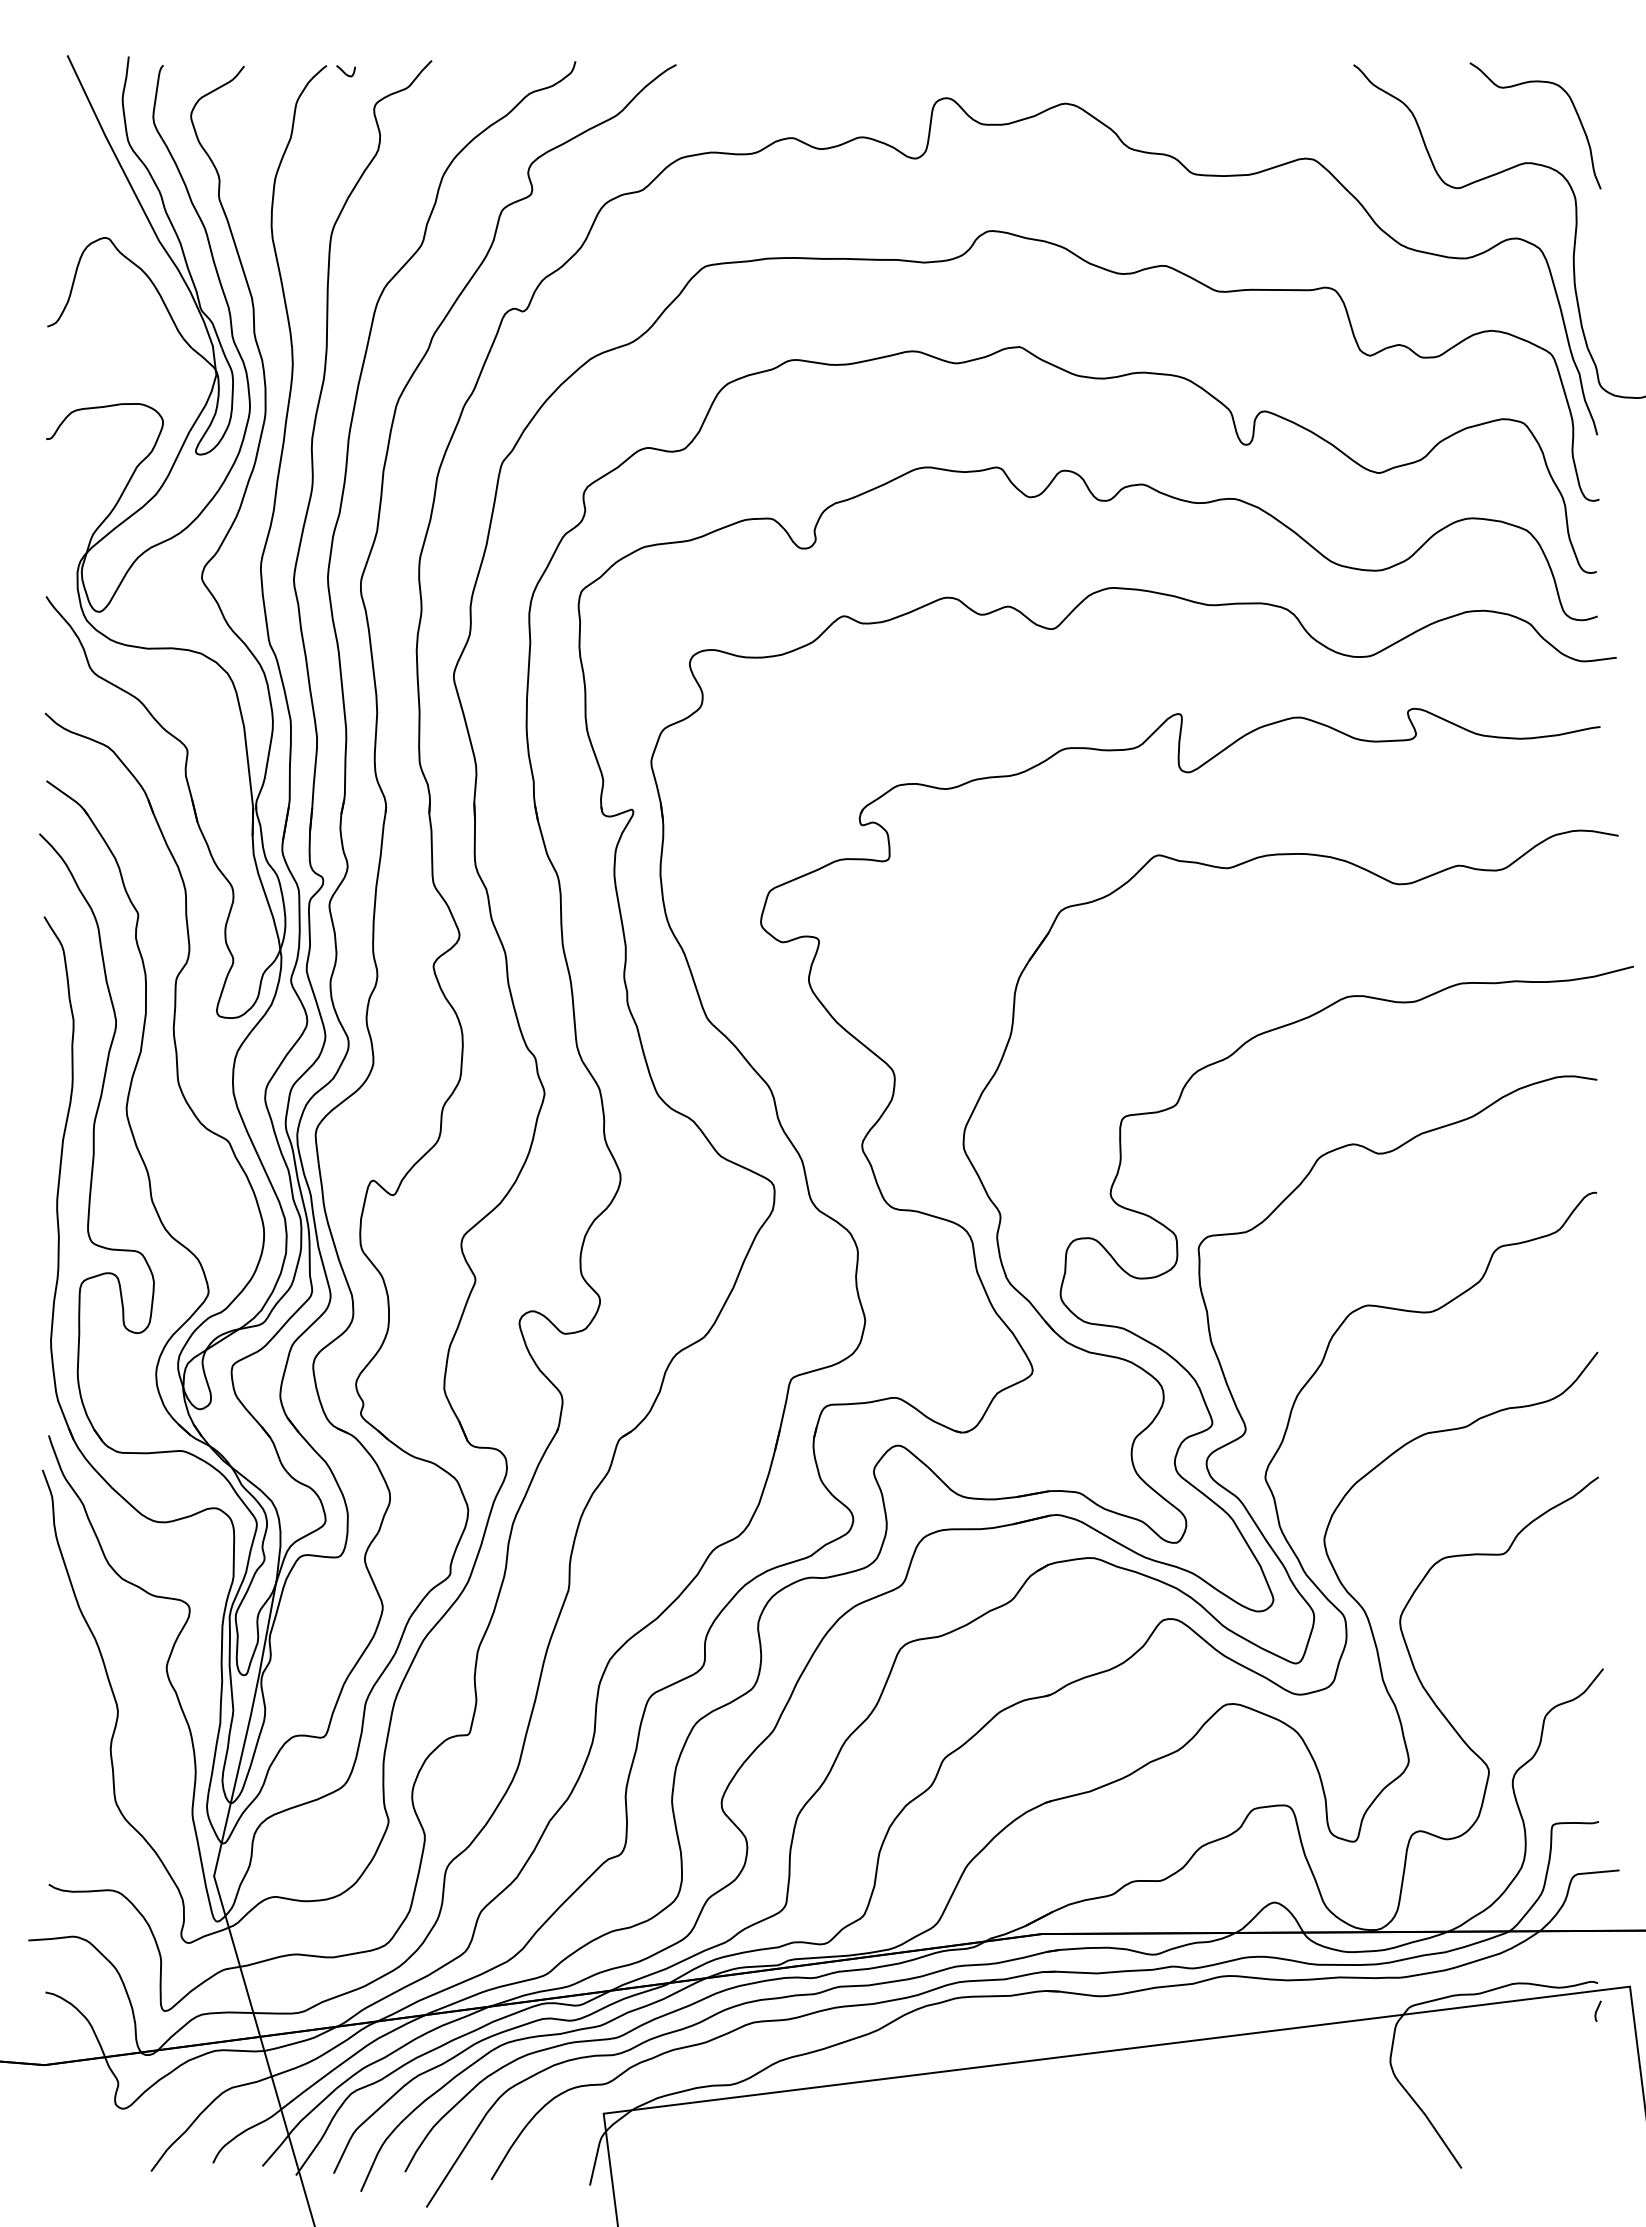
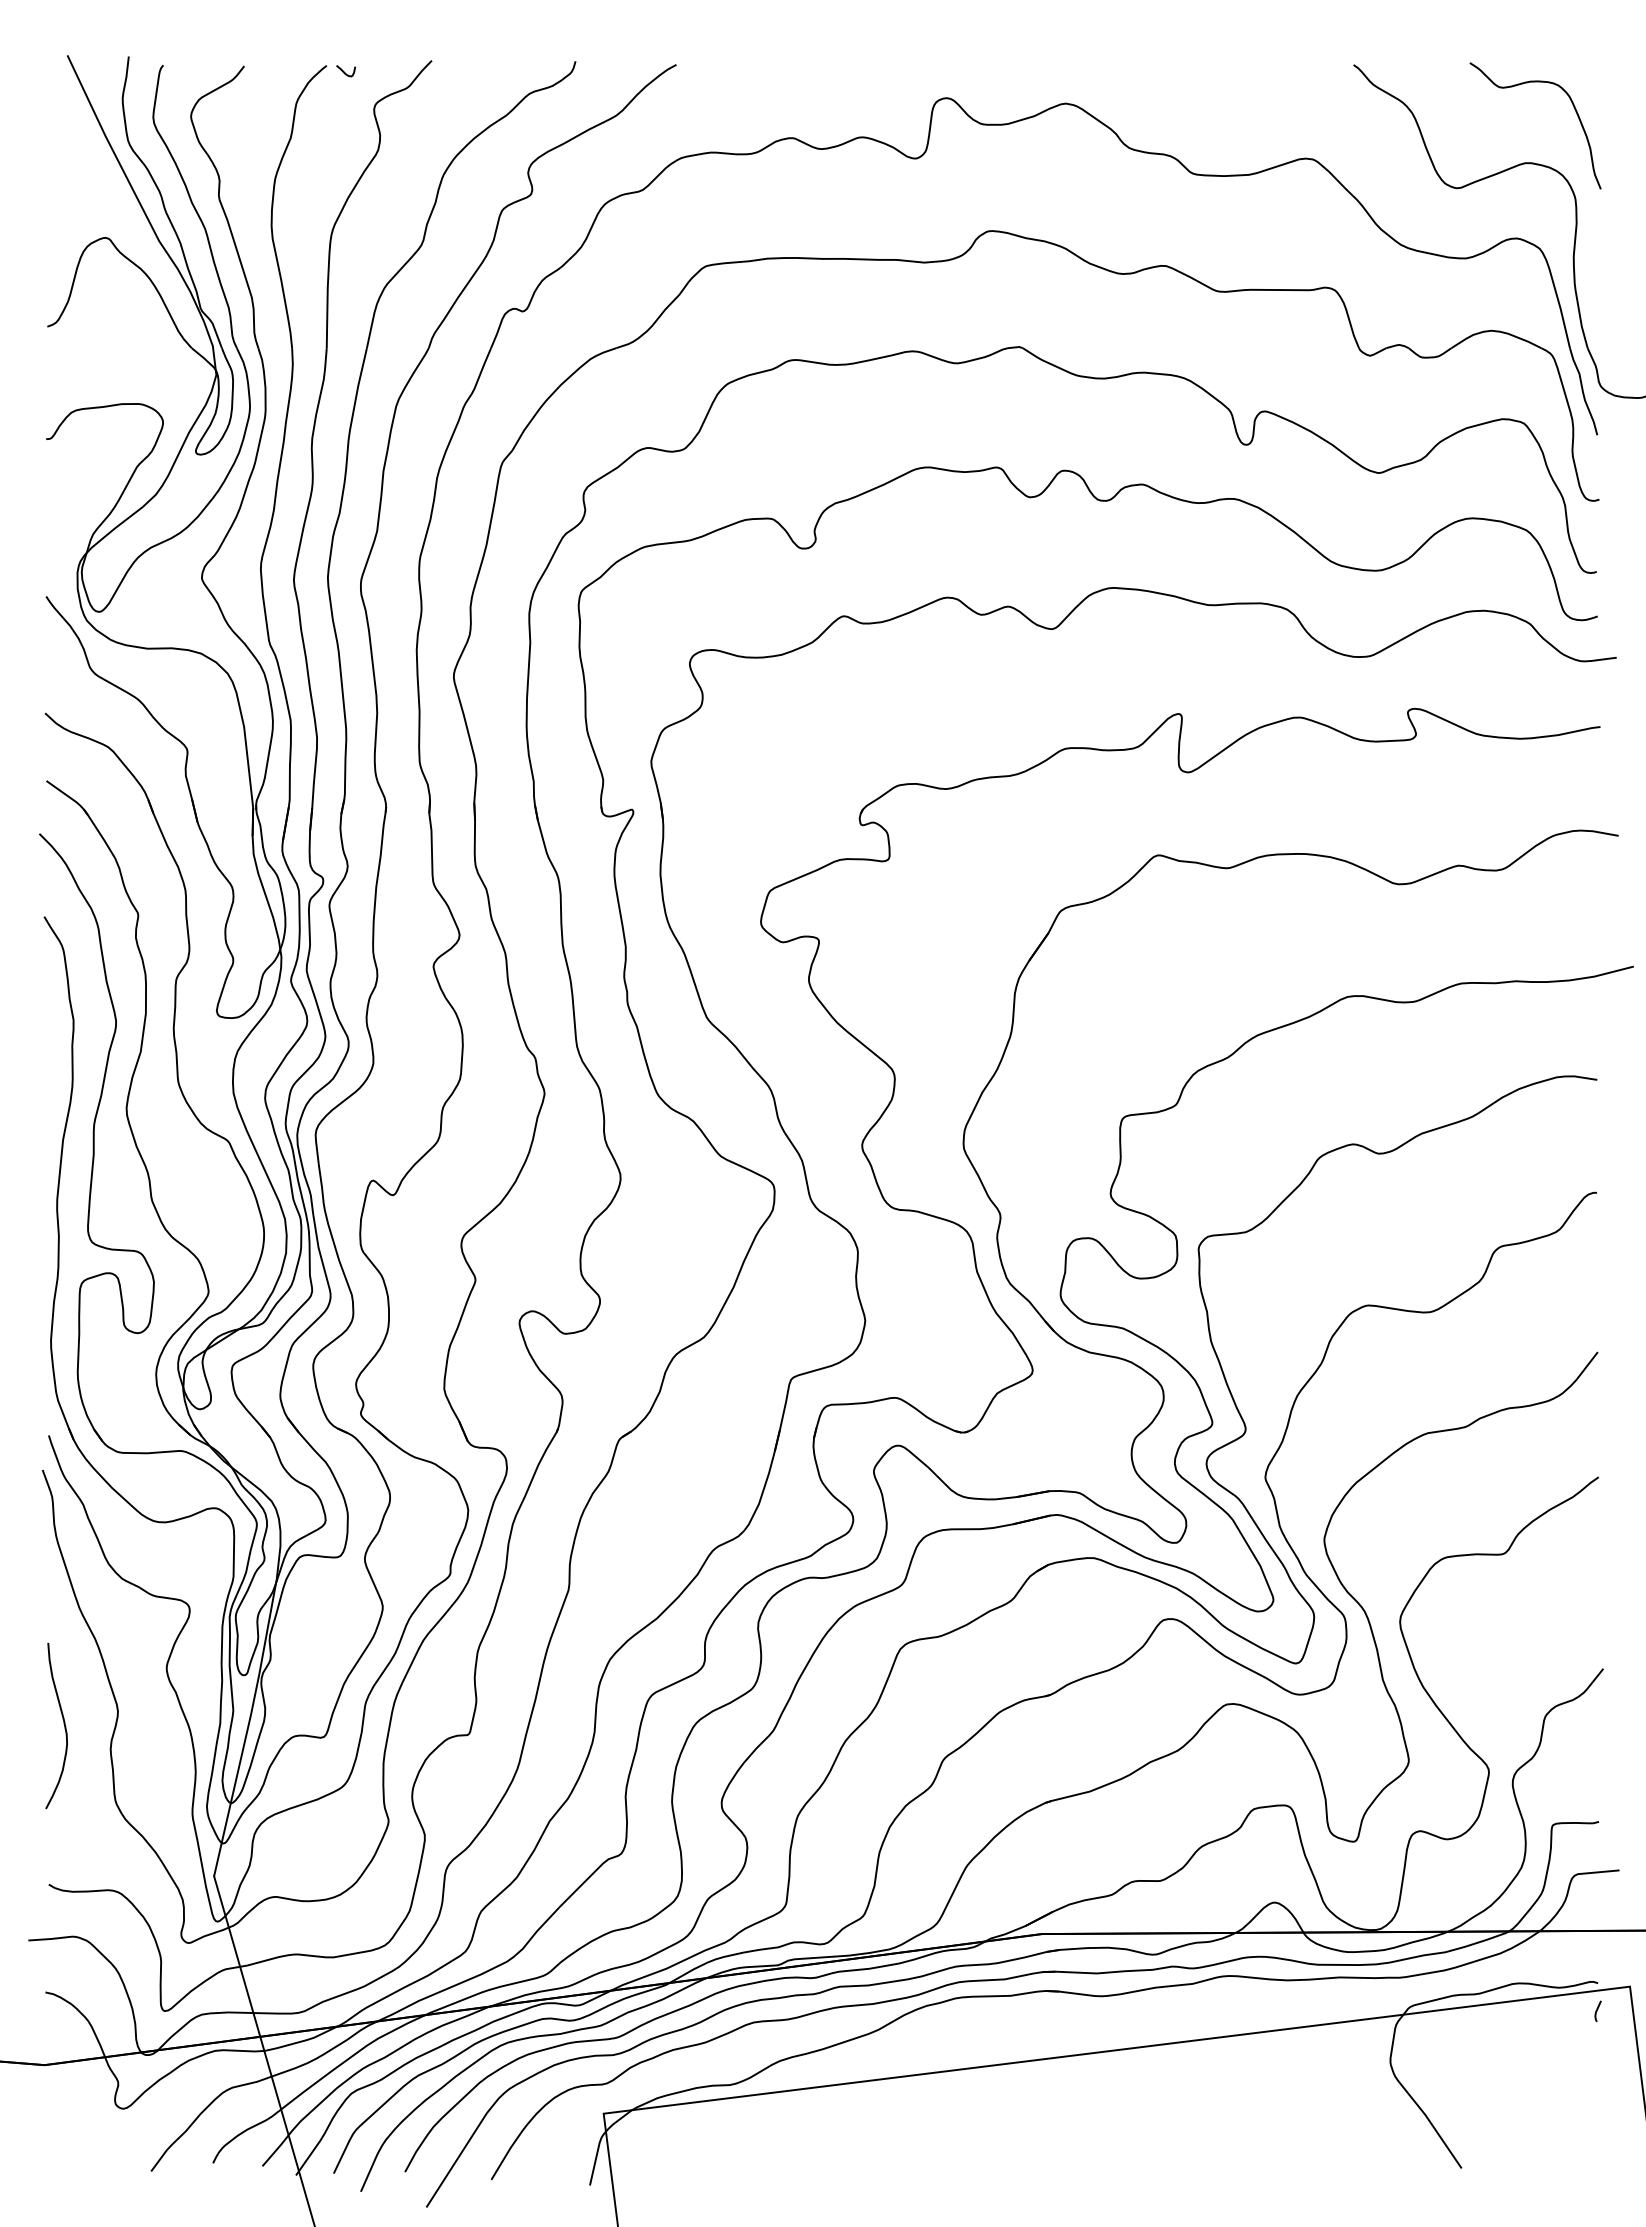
curve: none -> present (63, 1724)
